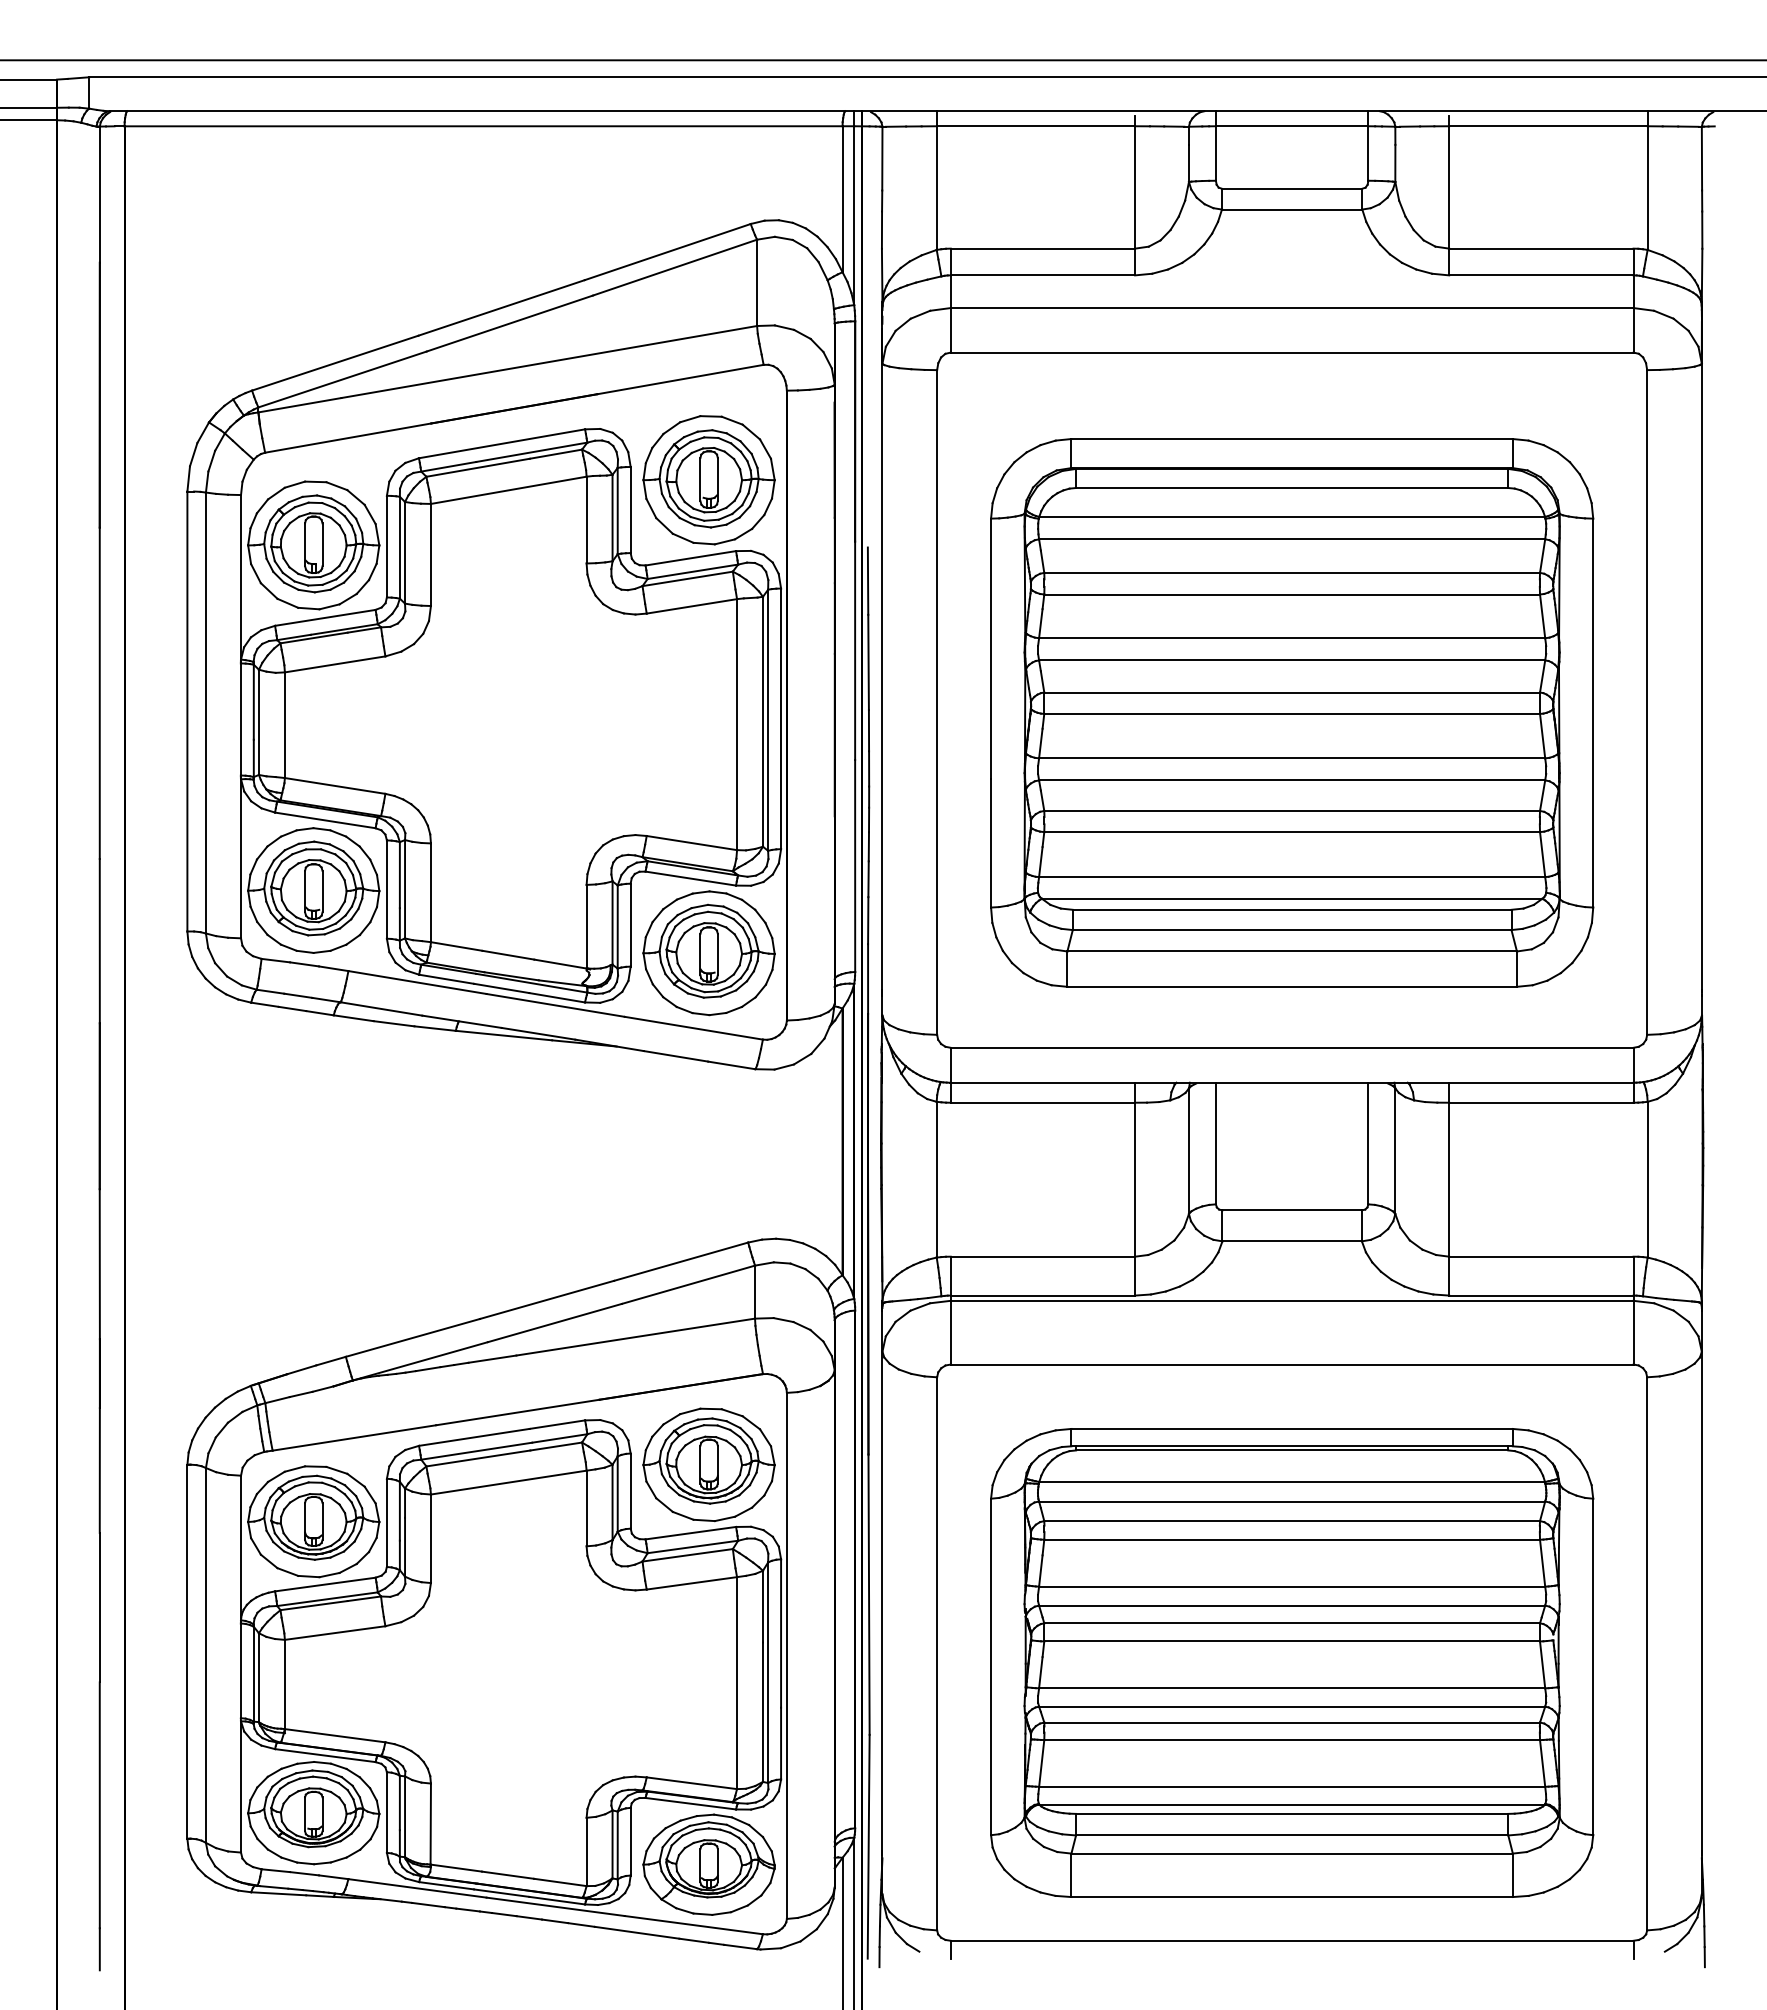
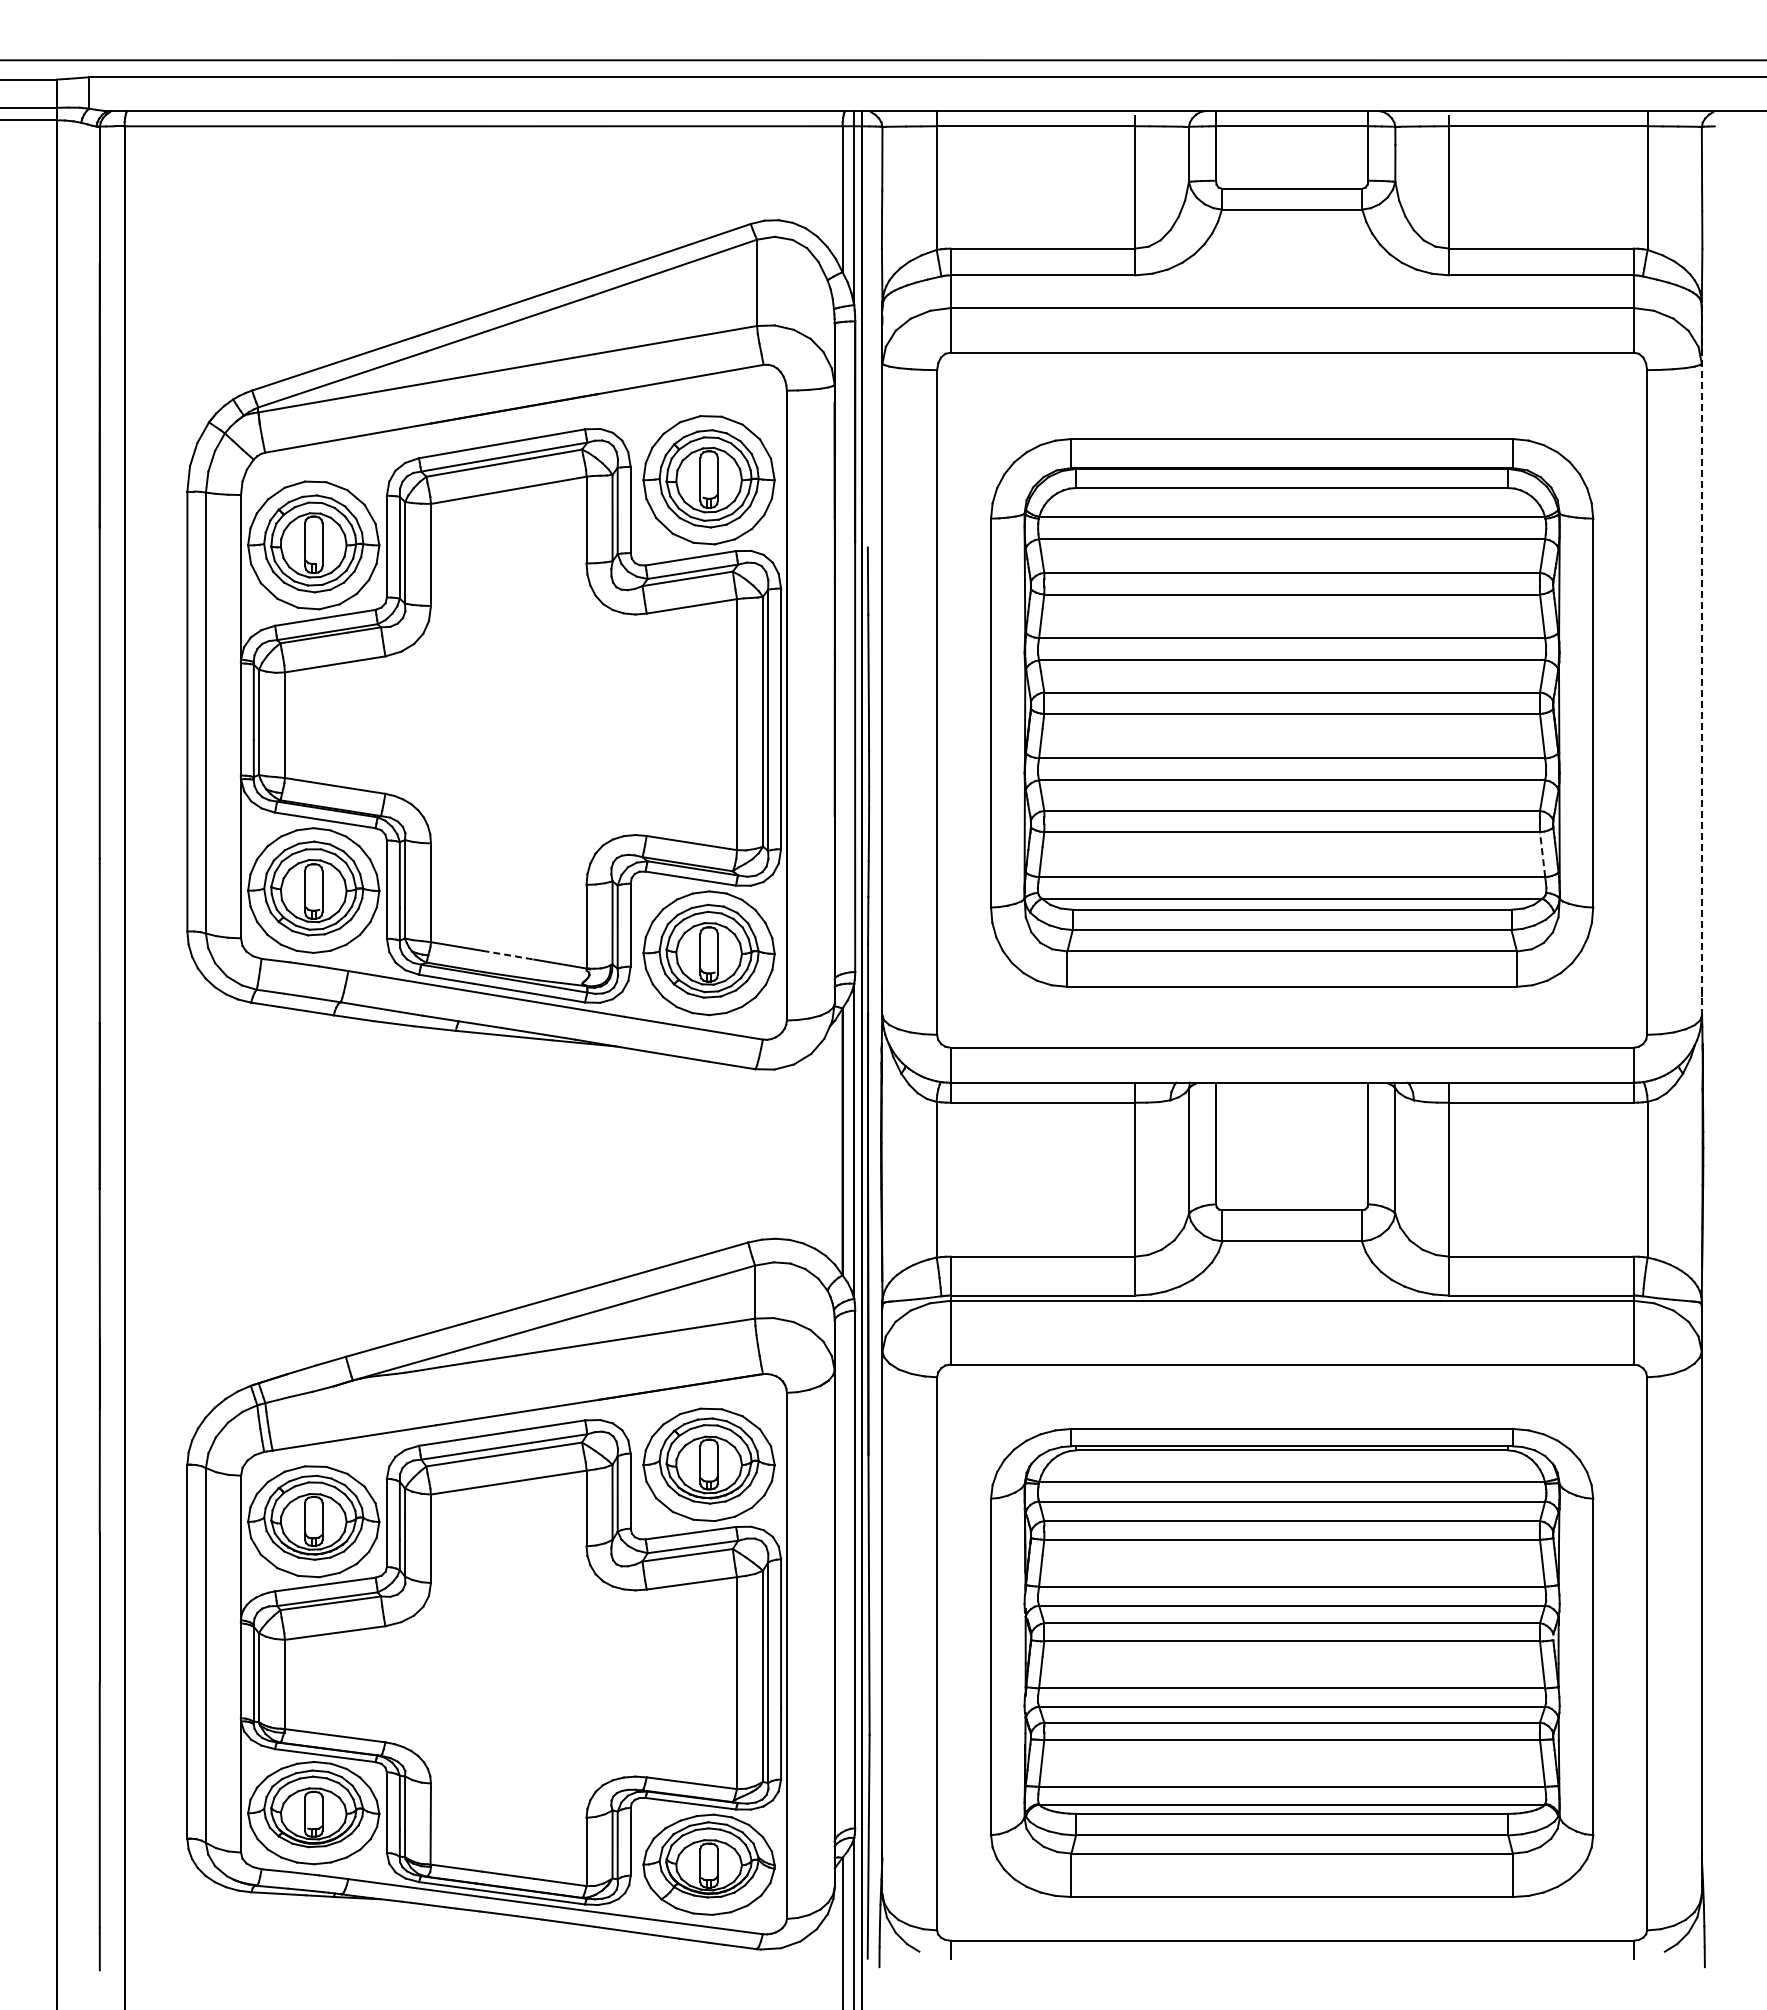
line: solid -> dashed (1701, 659)
line: solid -> dashed (1542, 854)
line: solid -> dashed (508, 955)
